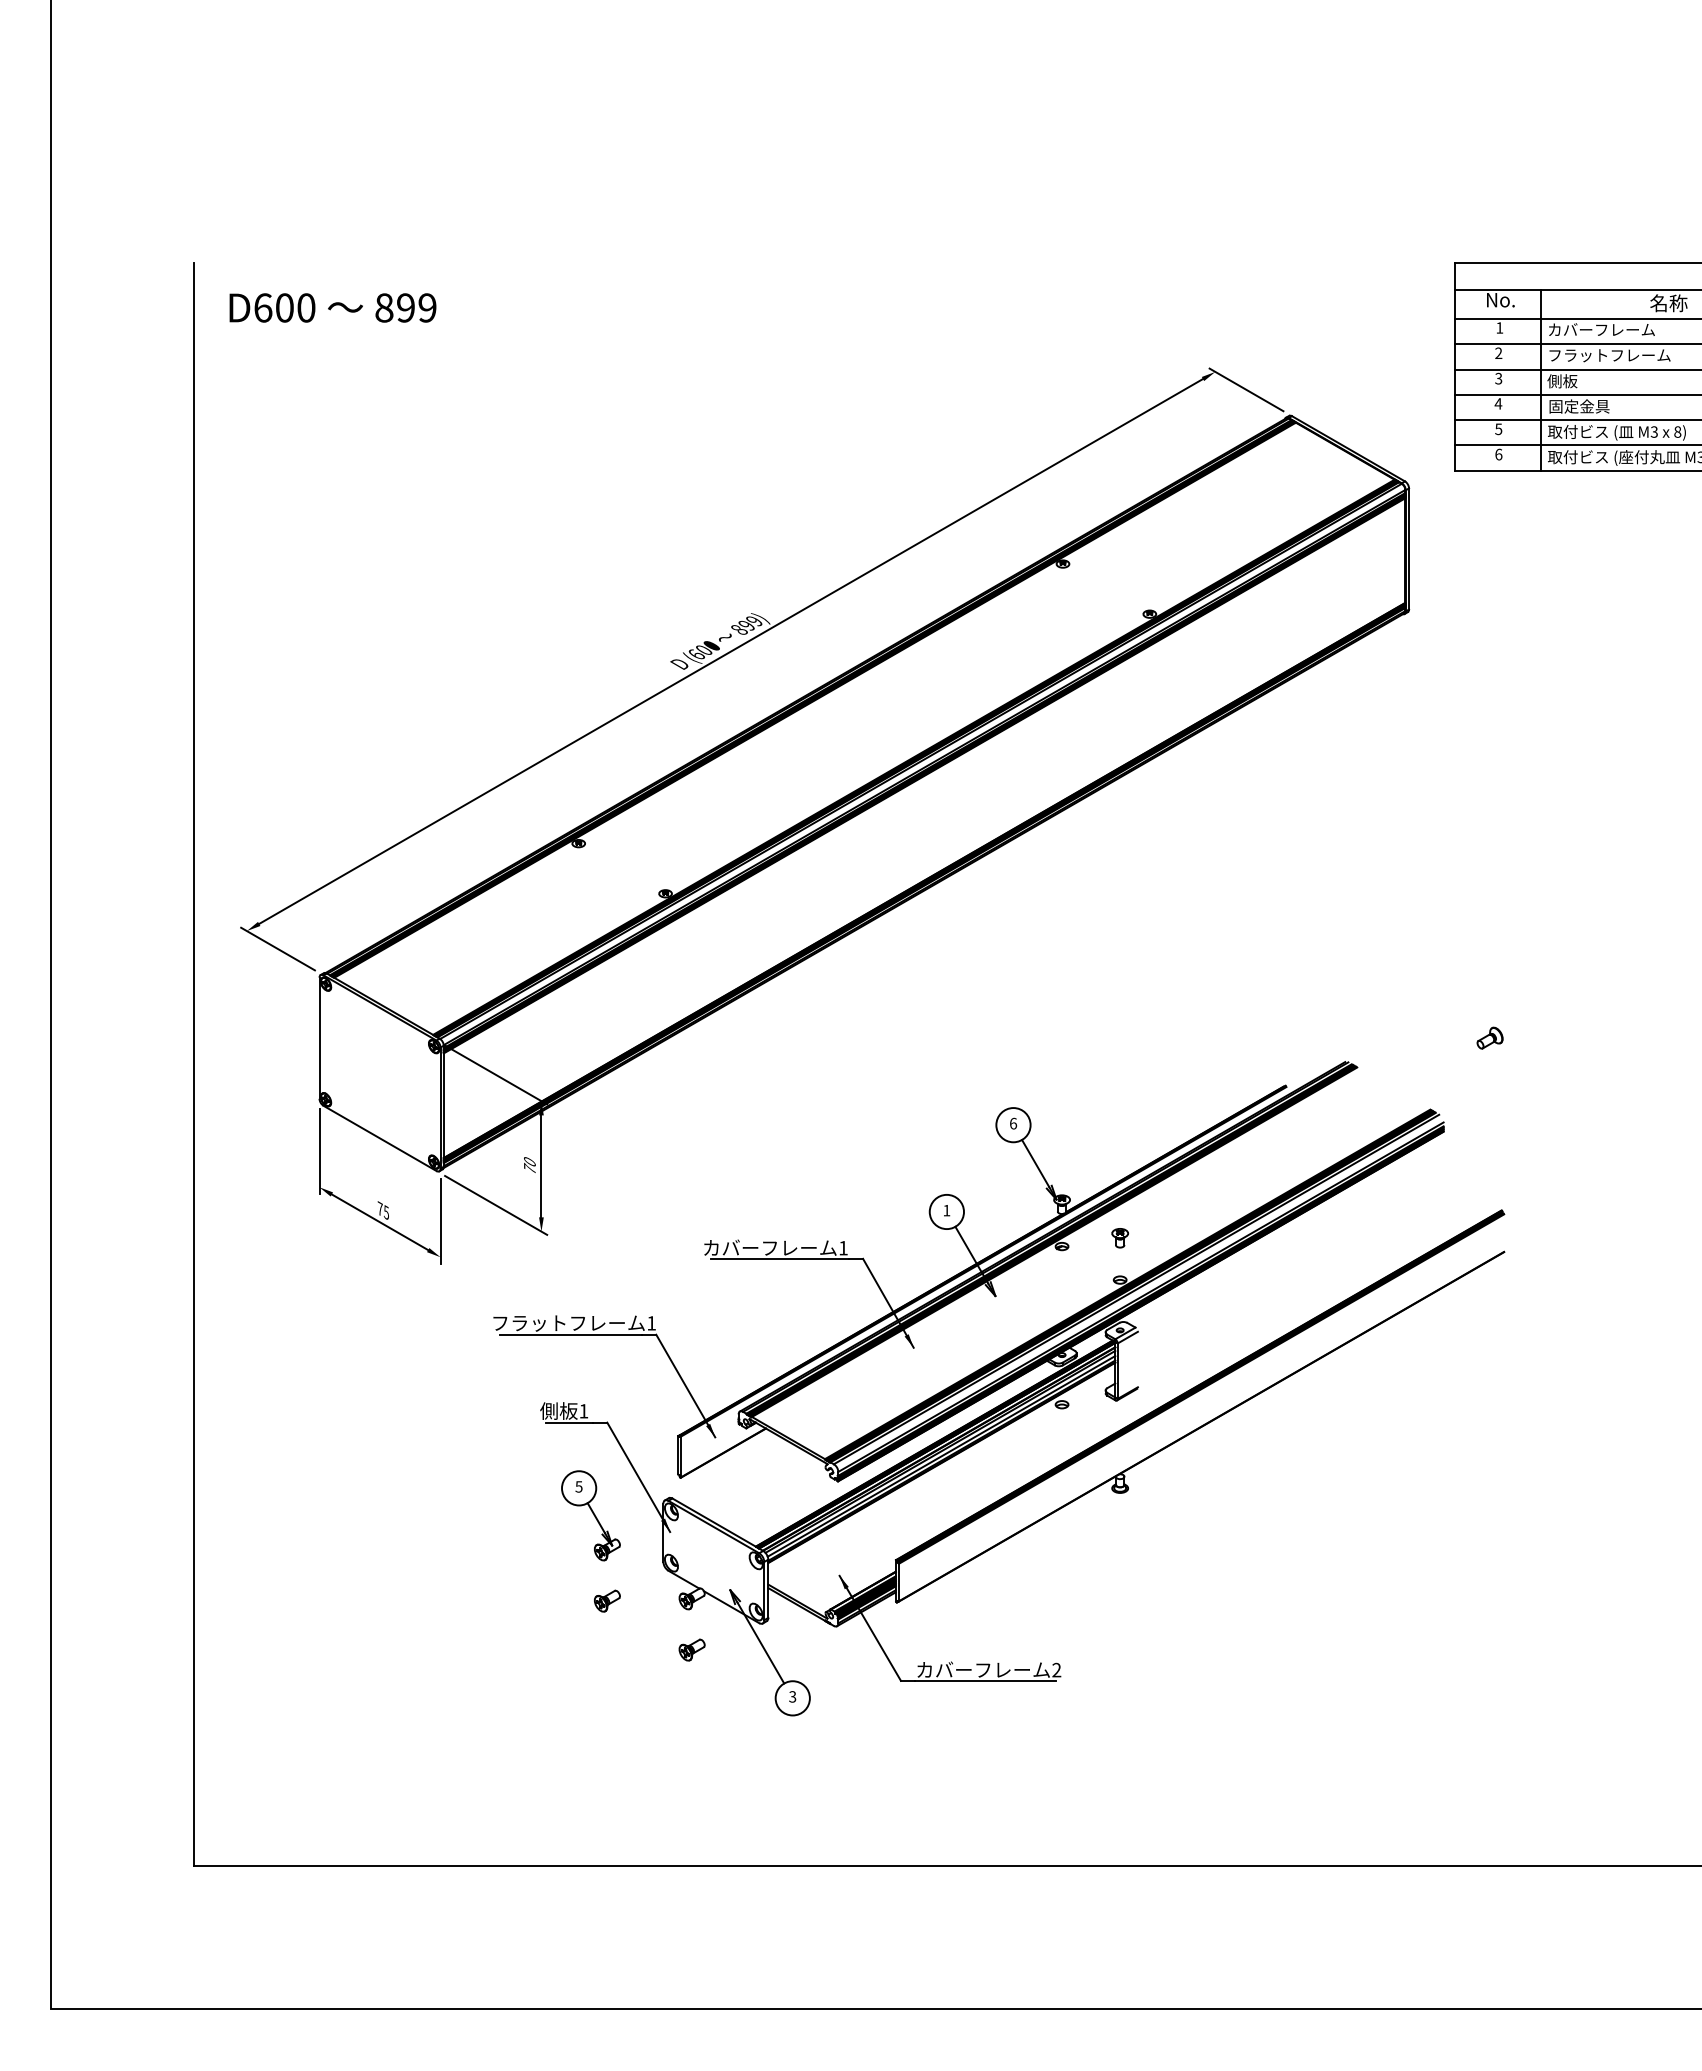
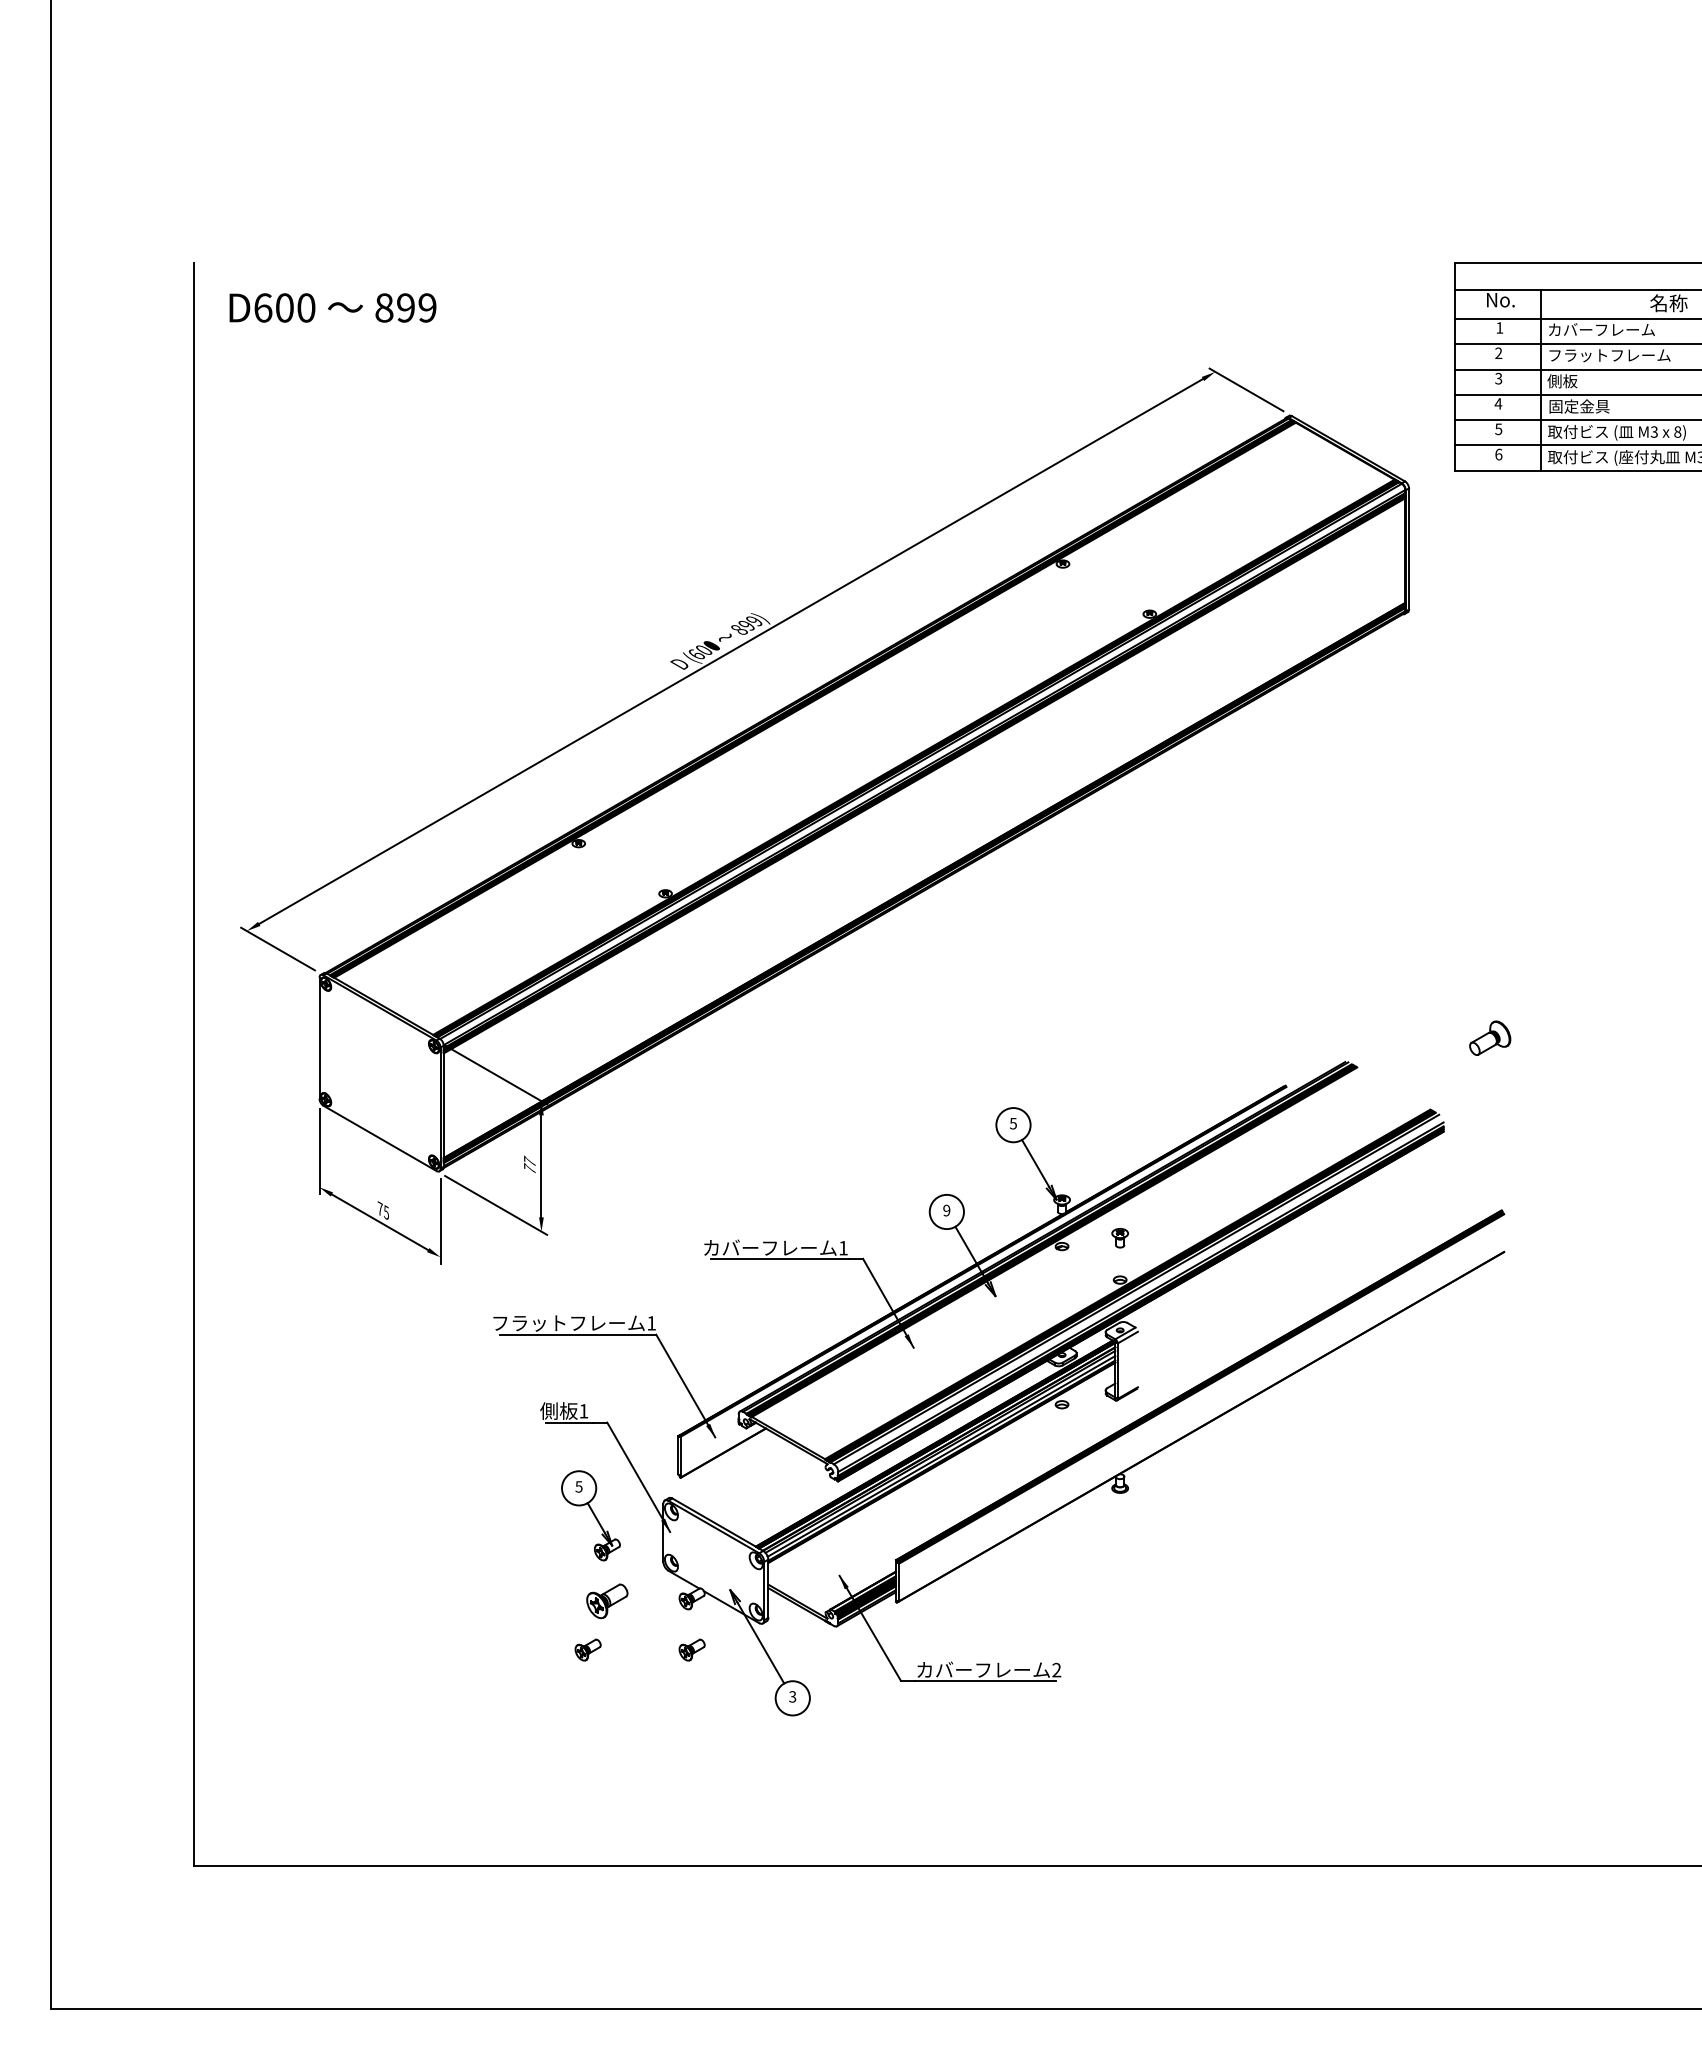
part size: 28x24 px -> 43x36 px (1490, 1037)
text: 6 -> 5 (1013, 1123)
text: 70 -> 77 (529, 1160)
text: 1 -> 9 (946, 1210)
part size: 27x24 px -> 43x37 px (607, 1601)
part: none -> present (587, 1649)
